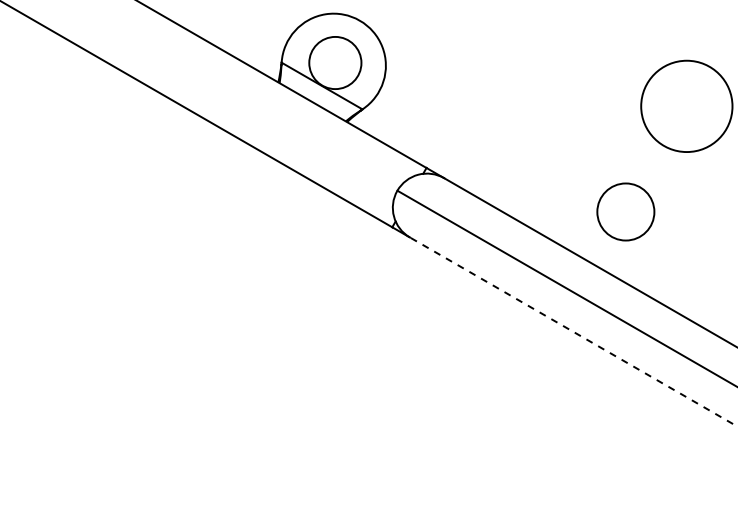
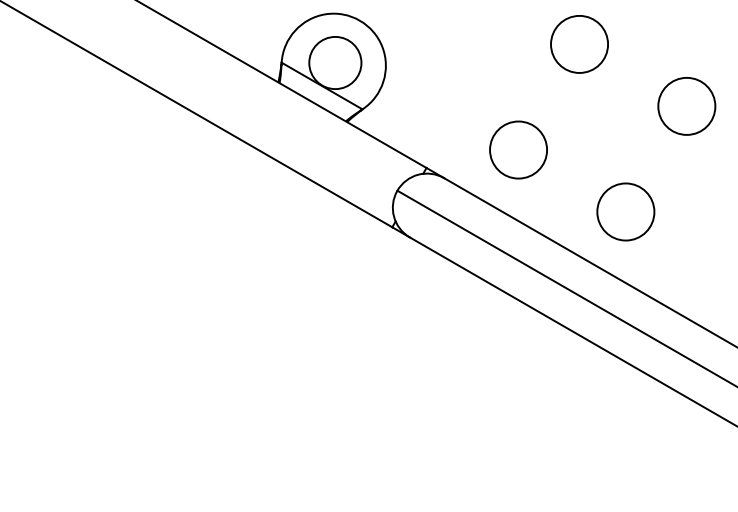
circle: none -> present (579, 44)
circle diameter: 91 px -> 57 px (686, 105)
circle: none -> present (518, 149)
line: dashed -> solid (573, 331)
